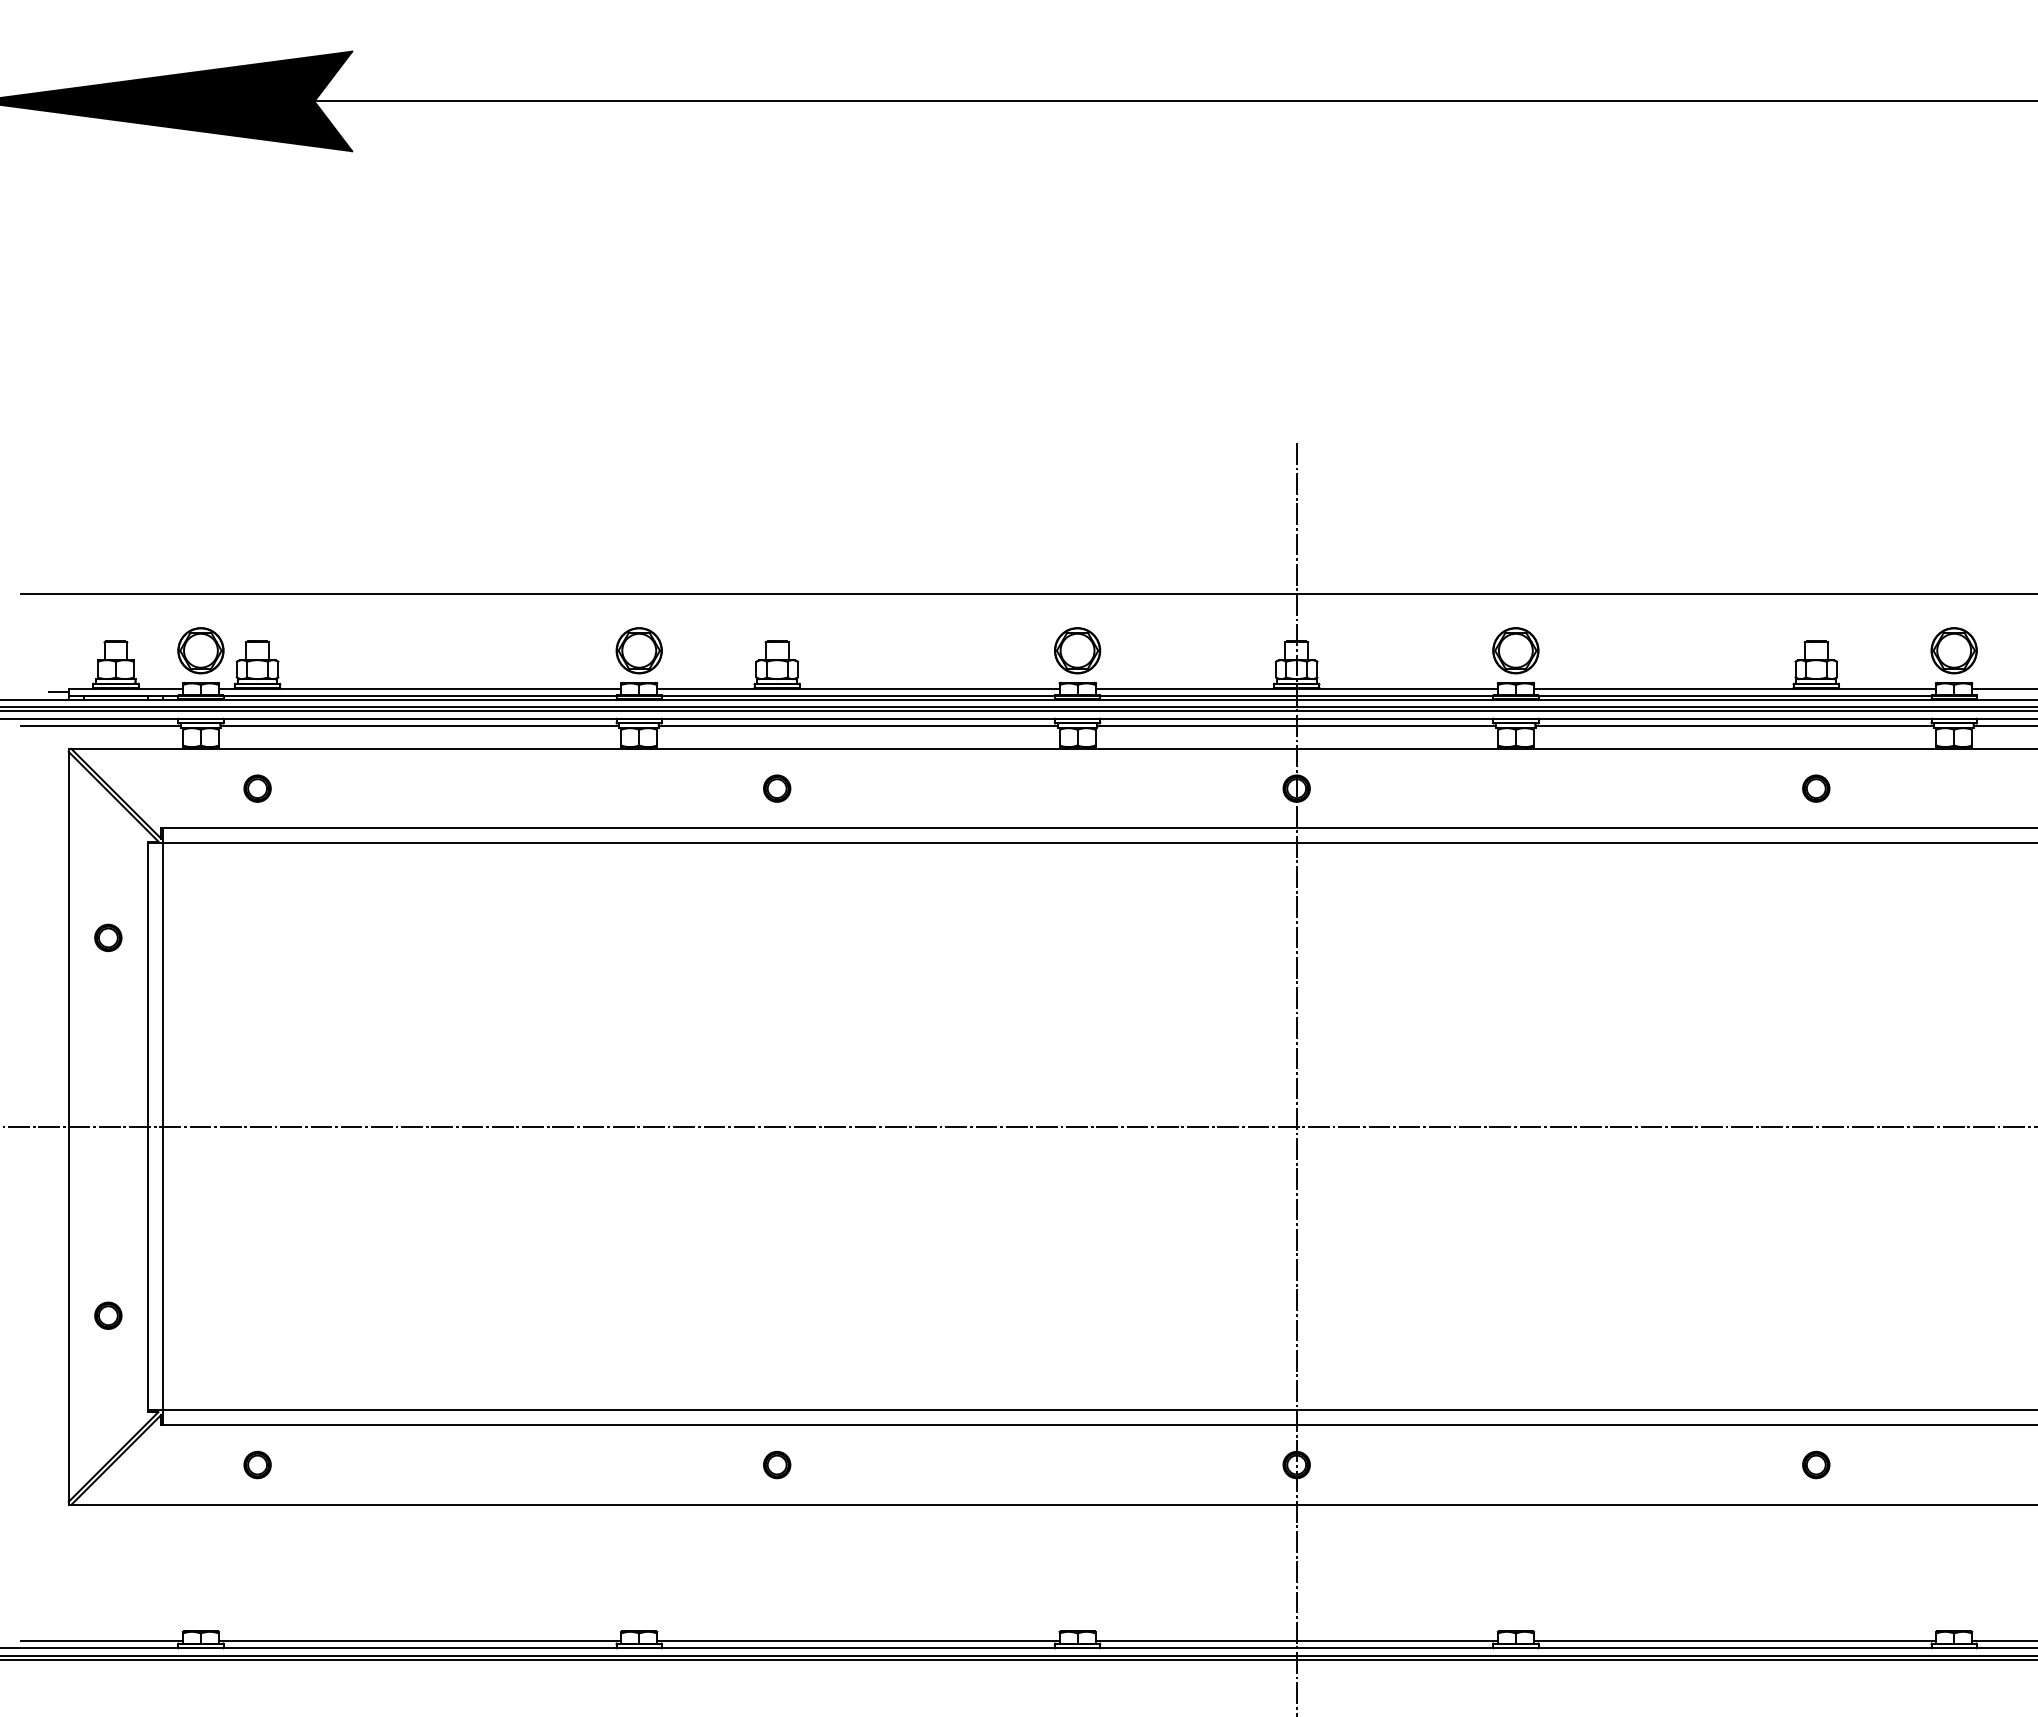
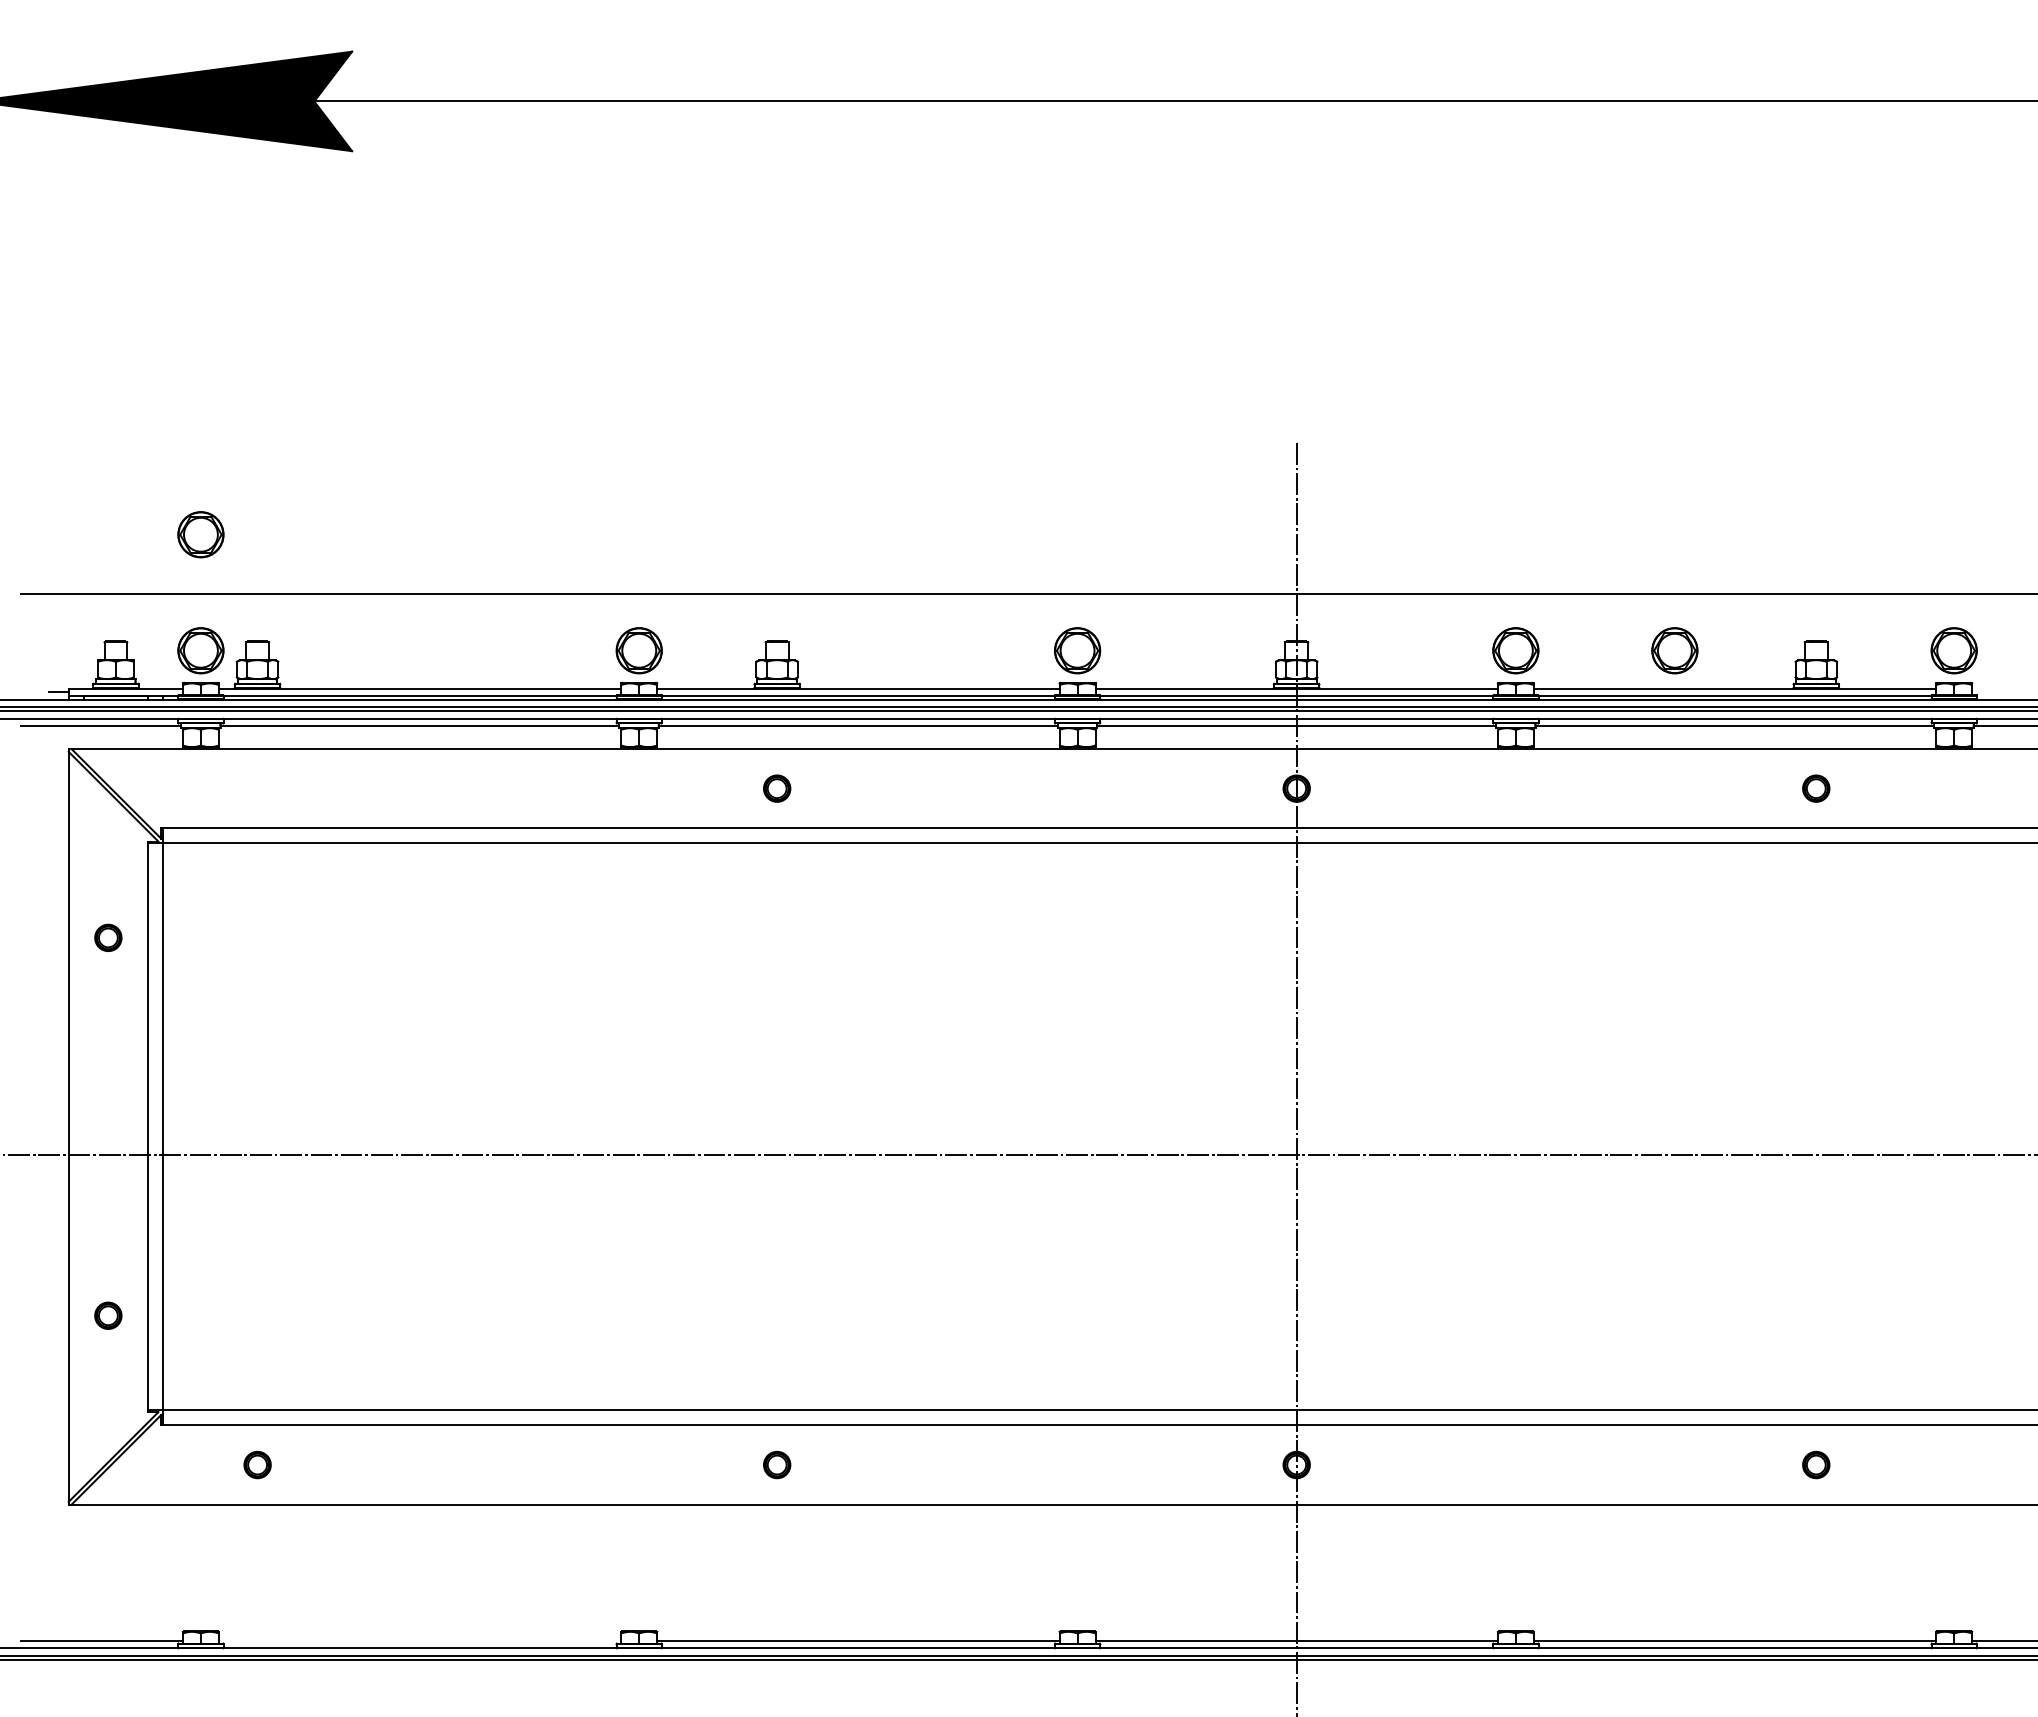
part: none -> present (200, 534)
part: none -> present (1674, 650)
line: present -> none (2003, 688)
part: present -> none (257, 788)
line position: (1018, 1126) -> (1018, 1154) (1018, 1154)
line: present -> none (419, 1640)
